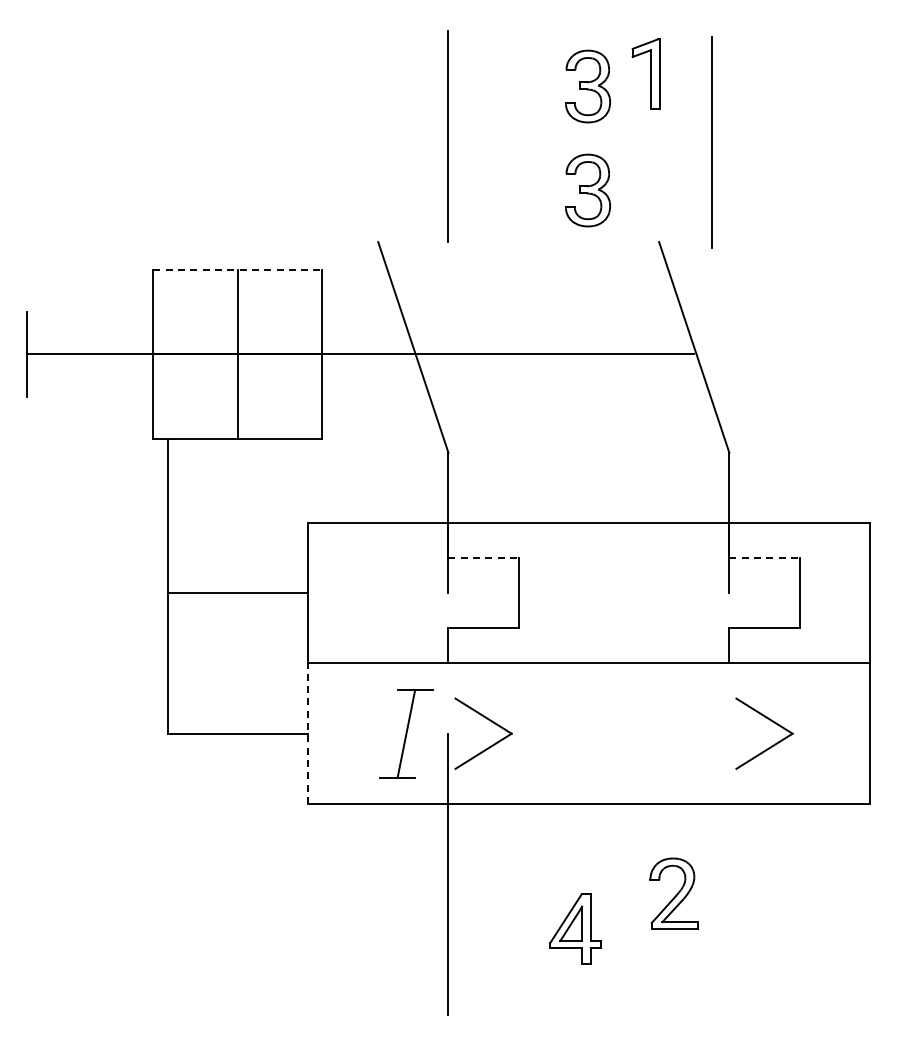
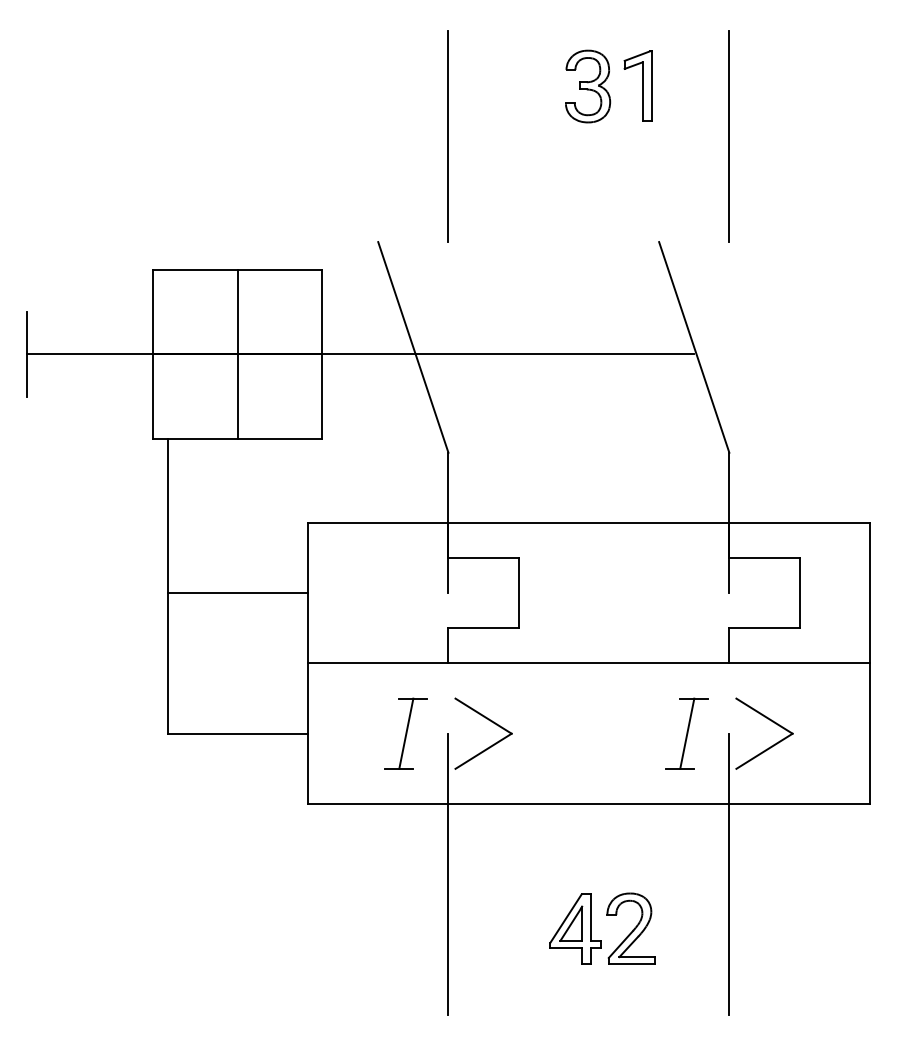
part position: (645, 73) -> (637, 85) (637, 85)
line position: (711, 142) -> (728, 136) (728, 136)
part: present -> none (588, 190)
line: dashed -> solid (238, 270)
line: dashed -> solid (484, 558)
line: dashed -> solid (765, 558)
line: dashed -> solid (308, 733)
part size: 55x90 px -> 44x73 px (405, 733)
part: none -> present (686, 733)
line: none -> present (729, 873)
part position: (673, 893) -> (630, 928) (630, 928)
